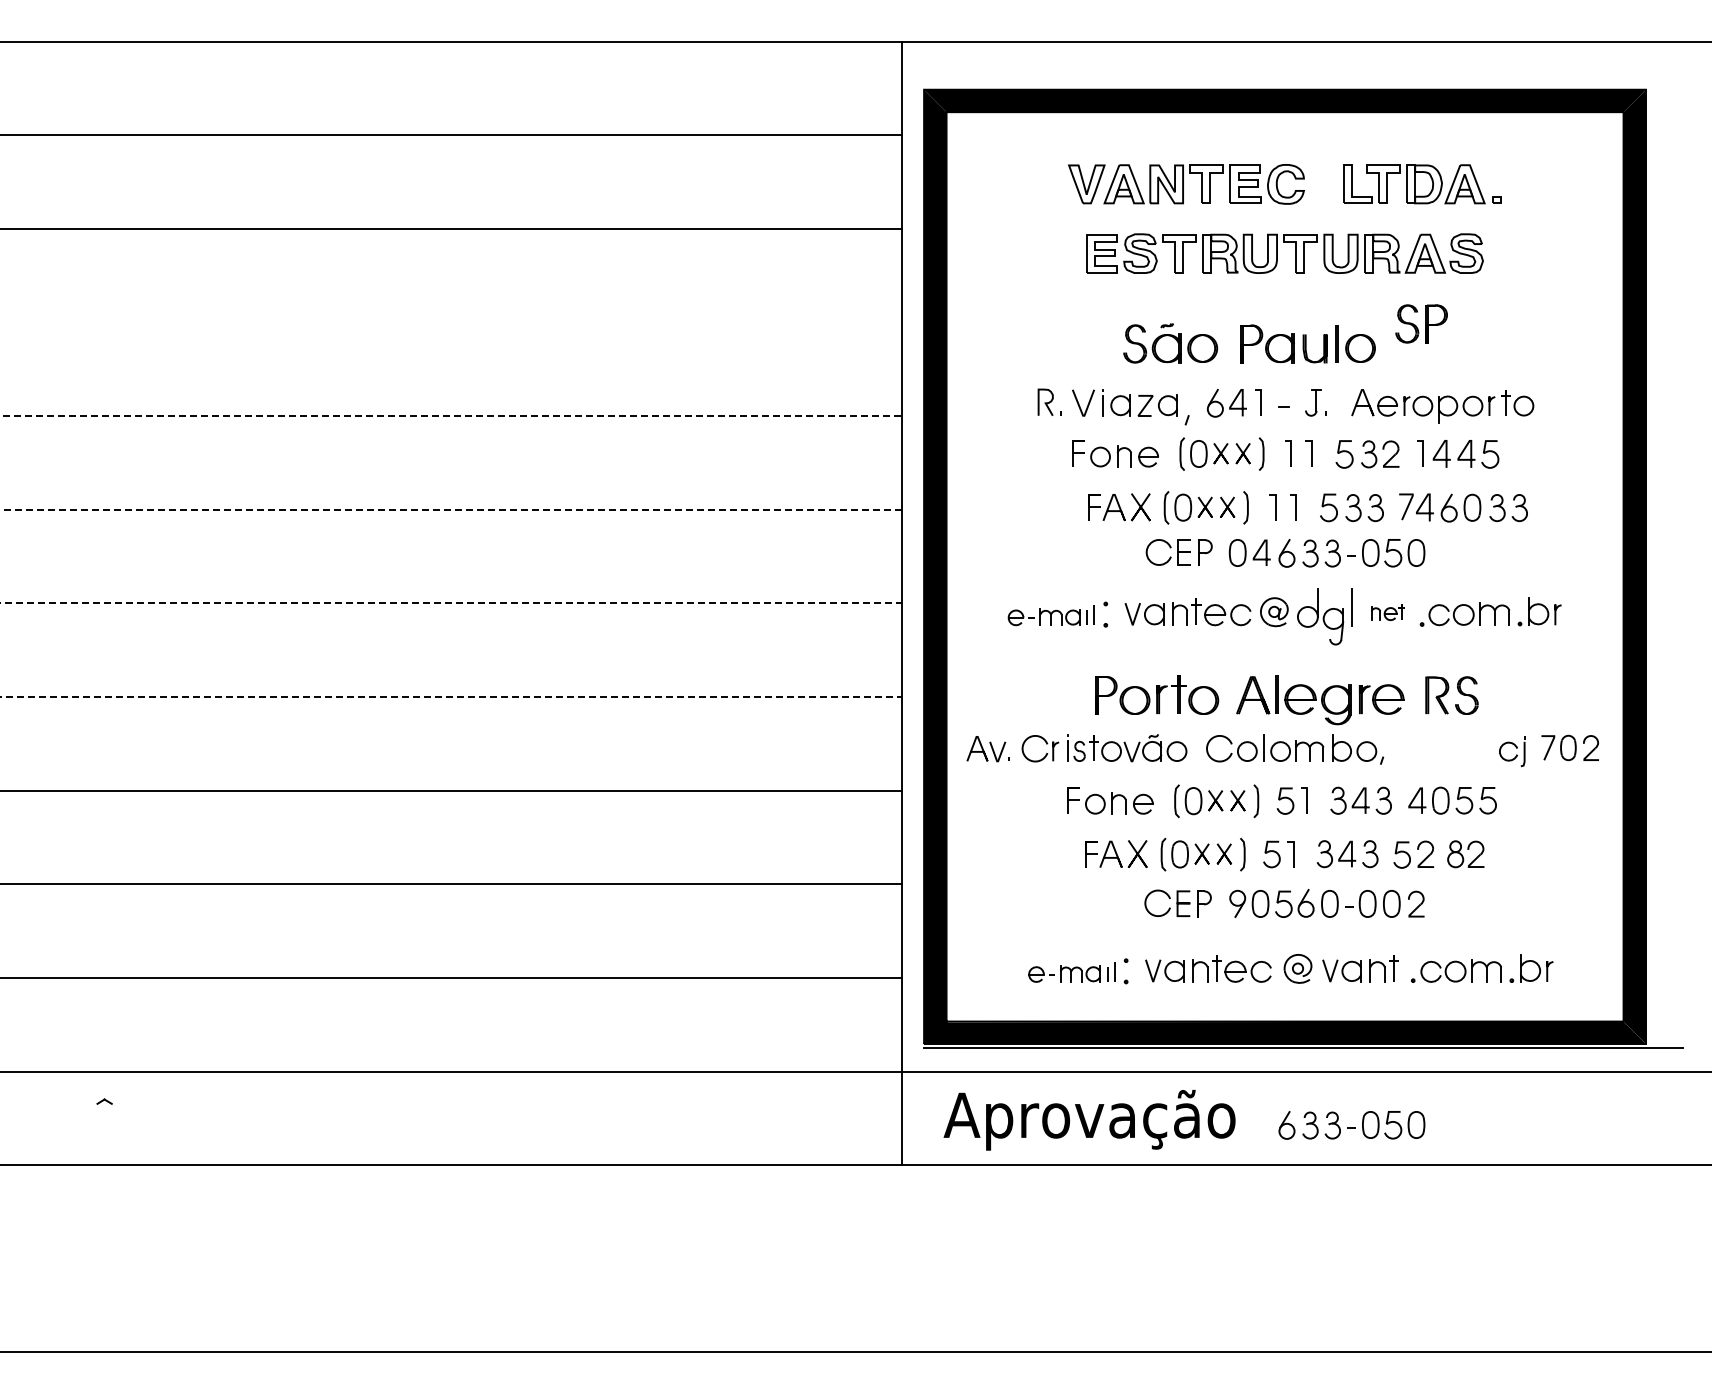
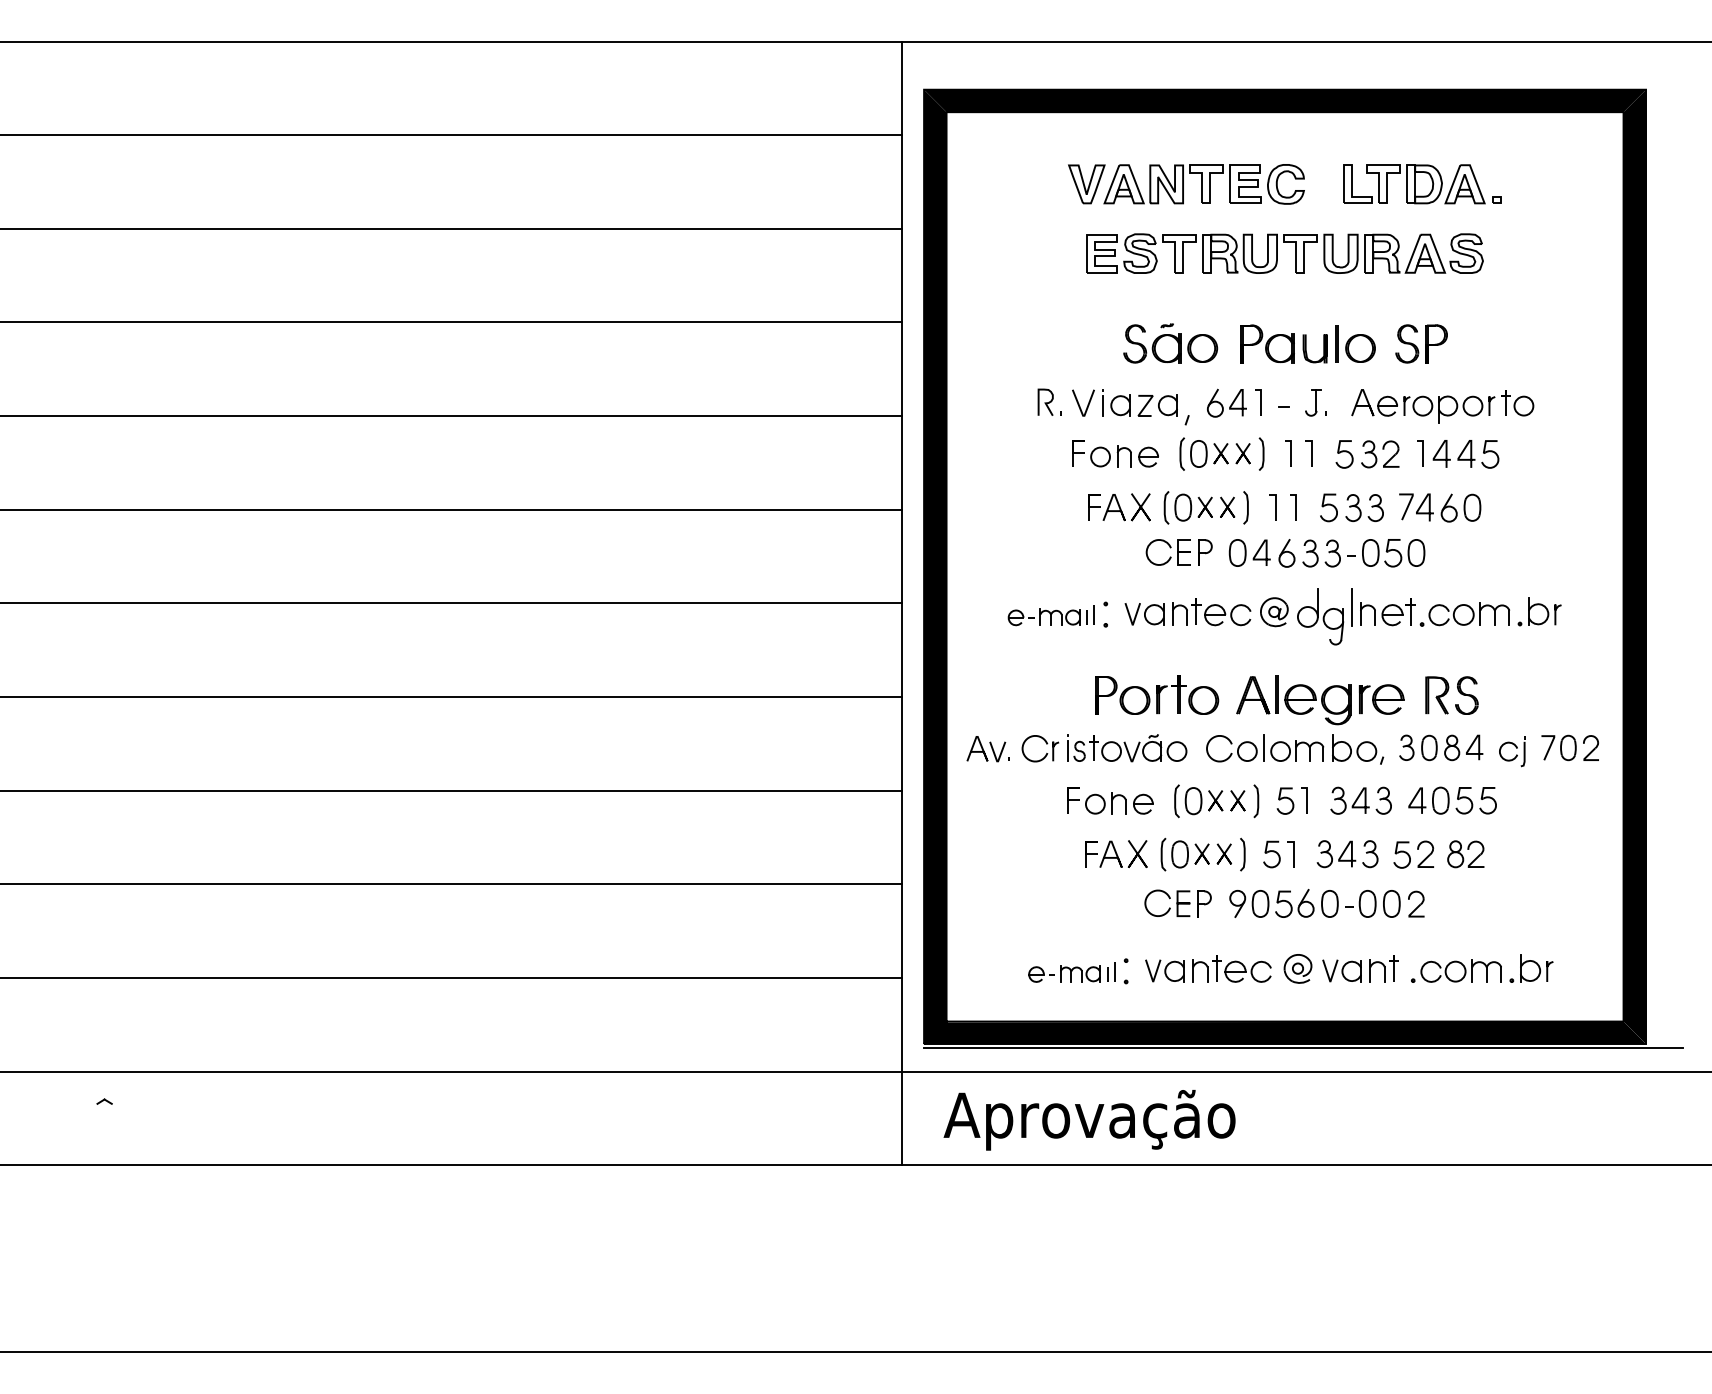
line: none -> present (451, 322)
part position: (1421, 323) -> (1421, 343) (1421, 343)
line: dashed -> solid (451, 416)
part: present -> none (1508, 508)
line: dashed -> solid (451, 509)
line: dashed -> solid (451, 603)
part size: 34x17 px -> 56x29 px (1387, 612)
line: dashed -> solid (451, 696)
part: none -> present (1441, 747)
part: present -> none (1351, 1125)
